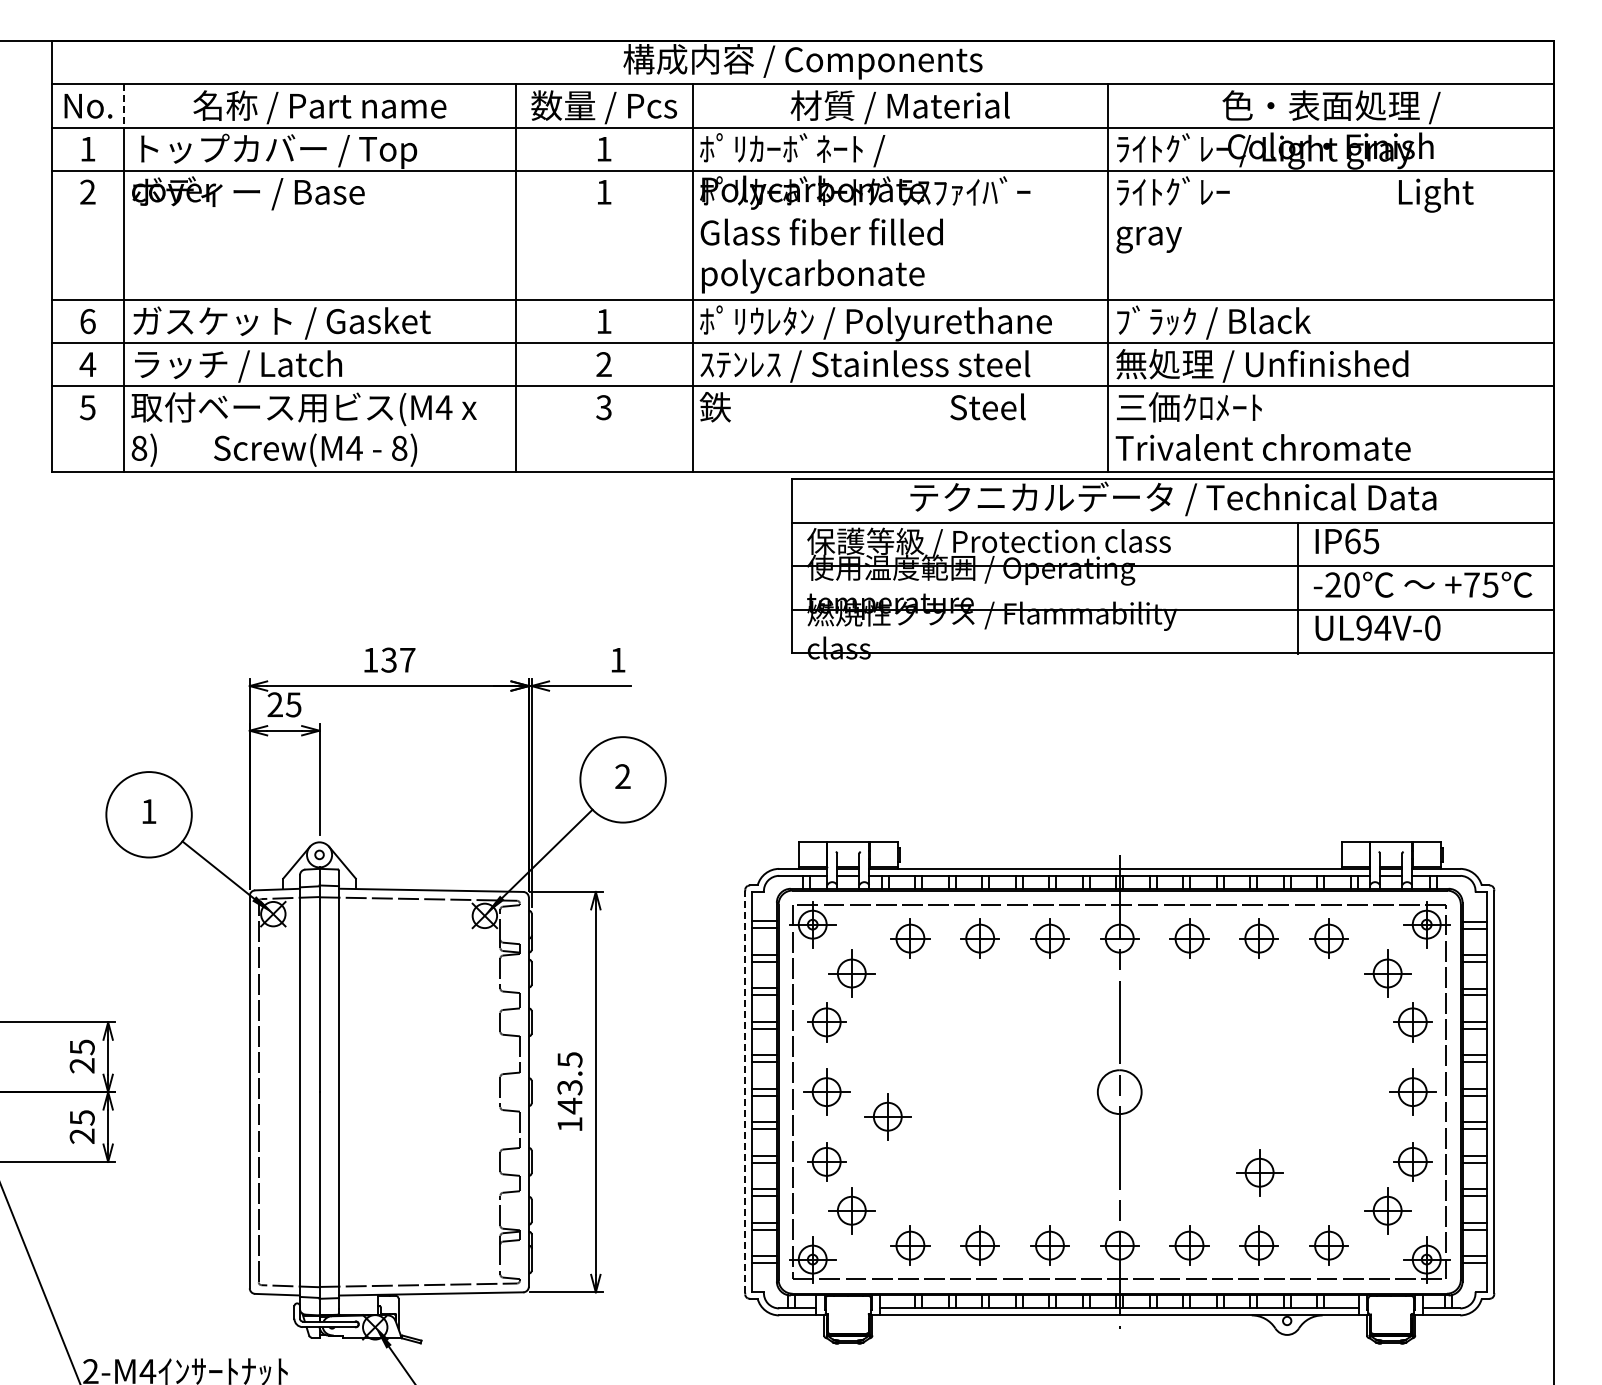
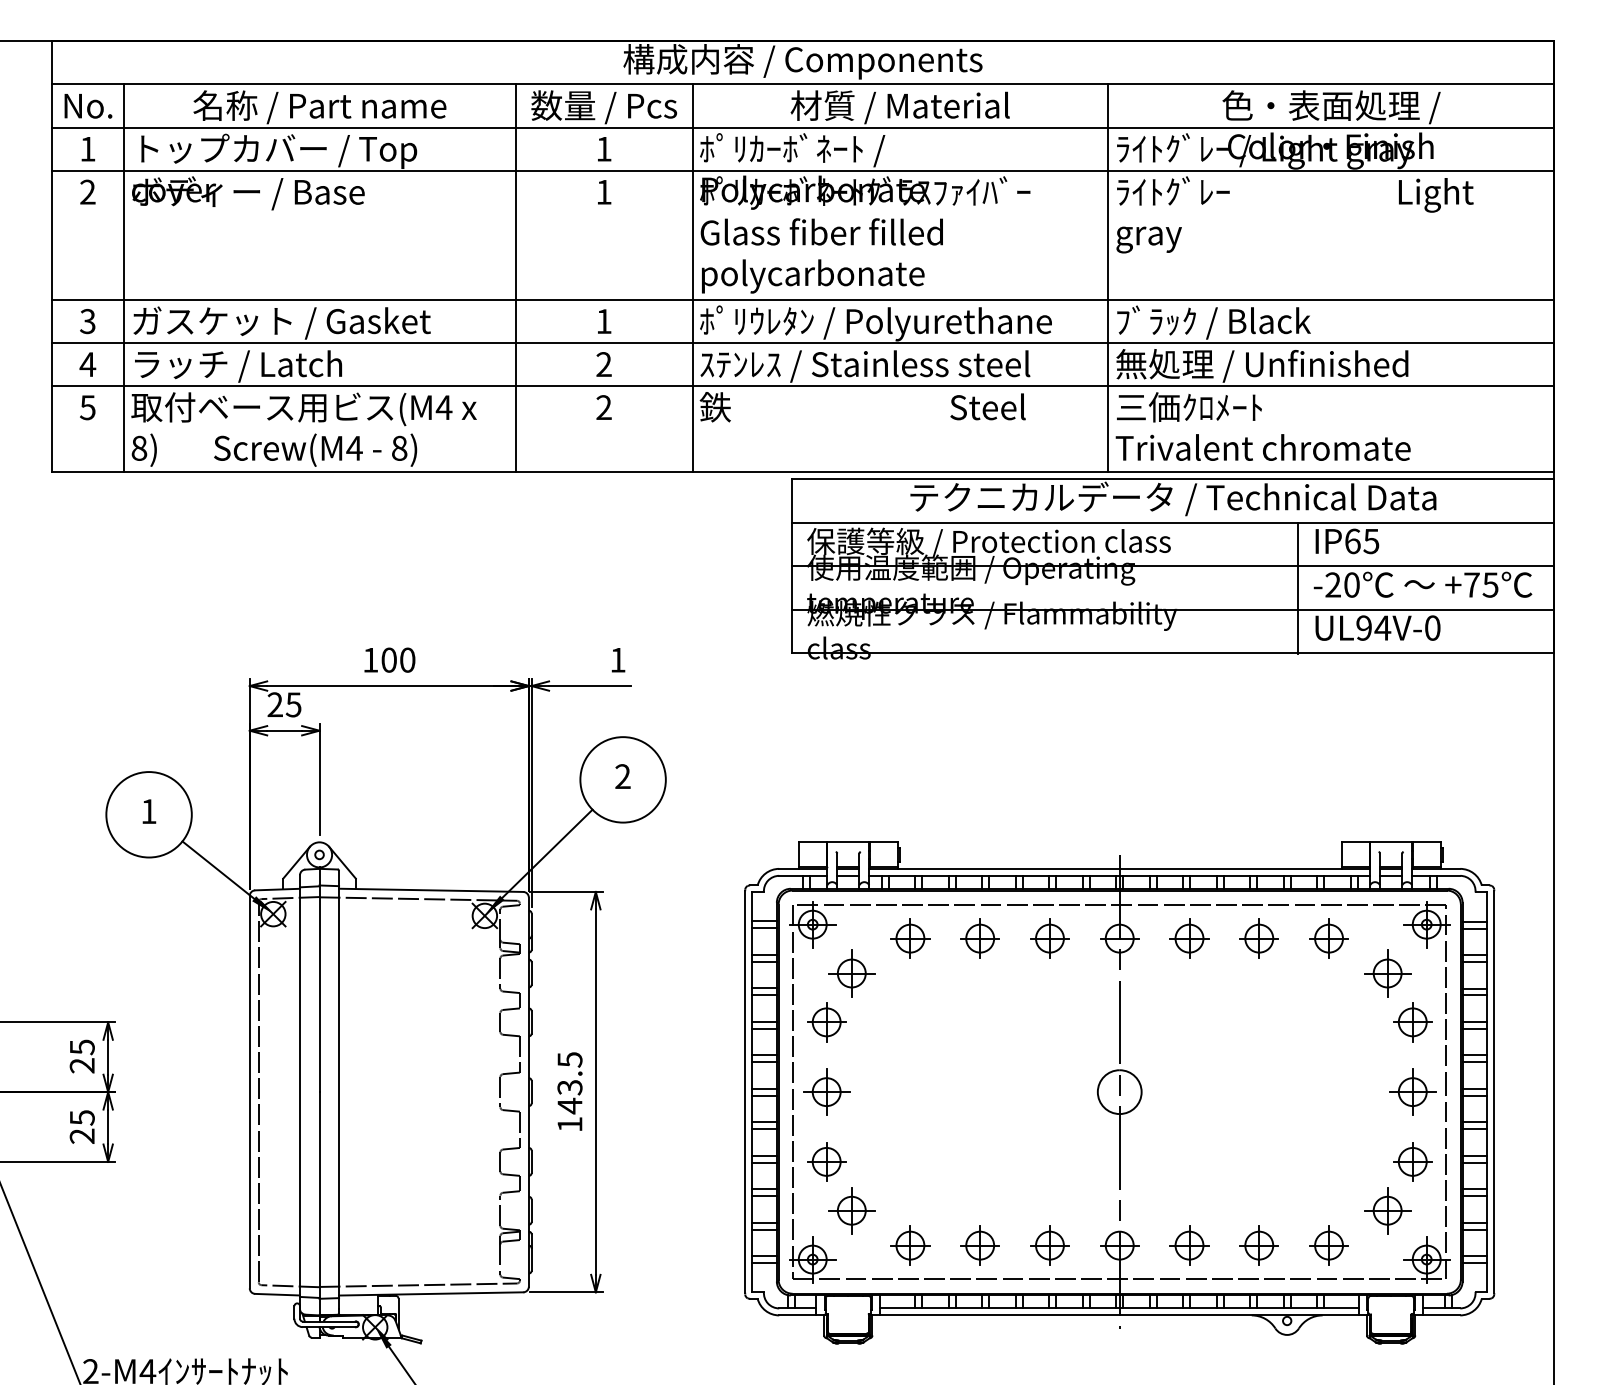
line: dashed -> solid (123, 106)
text: 6 -> 3 (87, 321)
text: 3 -> 2 (603, 407)
text: 137 -> 100 (398, 659)
line: dashed -> solid (745, 1092)
part: present -> none (887, 1116)
part: present -> none (1259, 1172)
